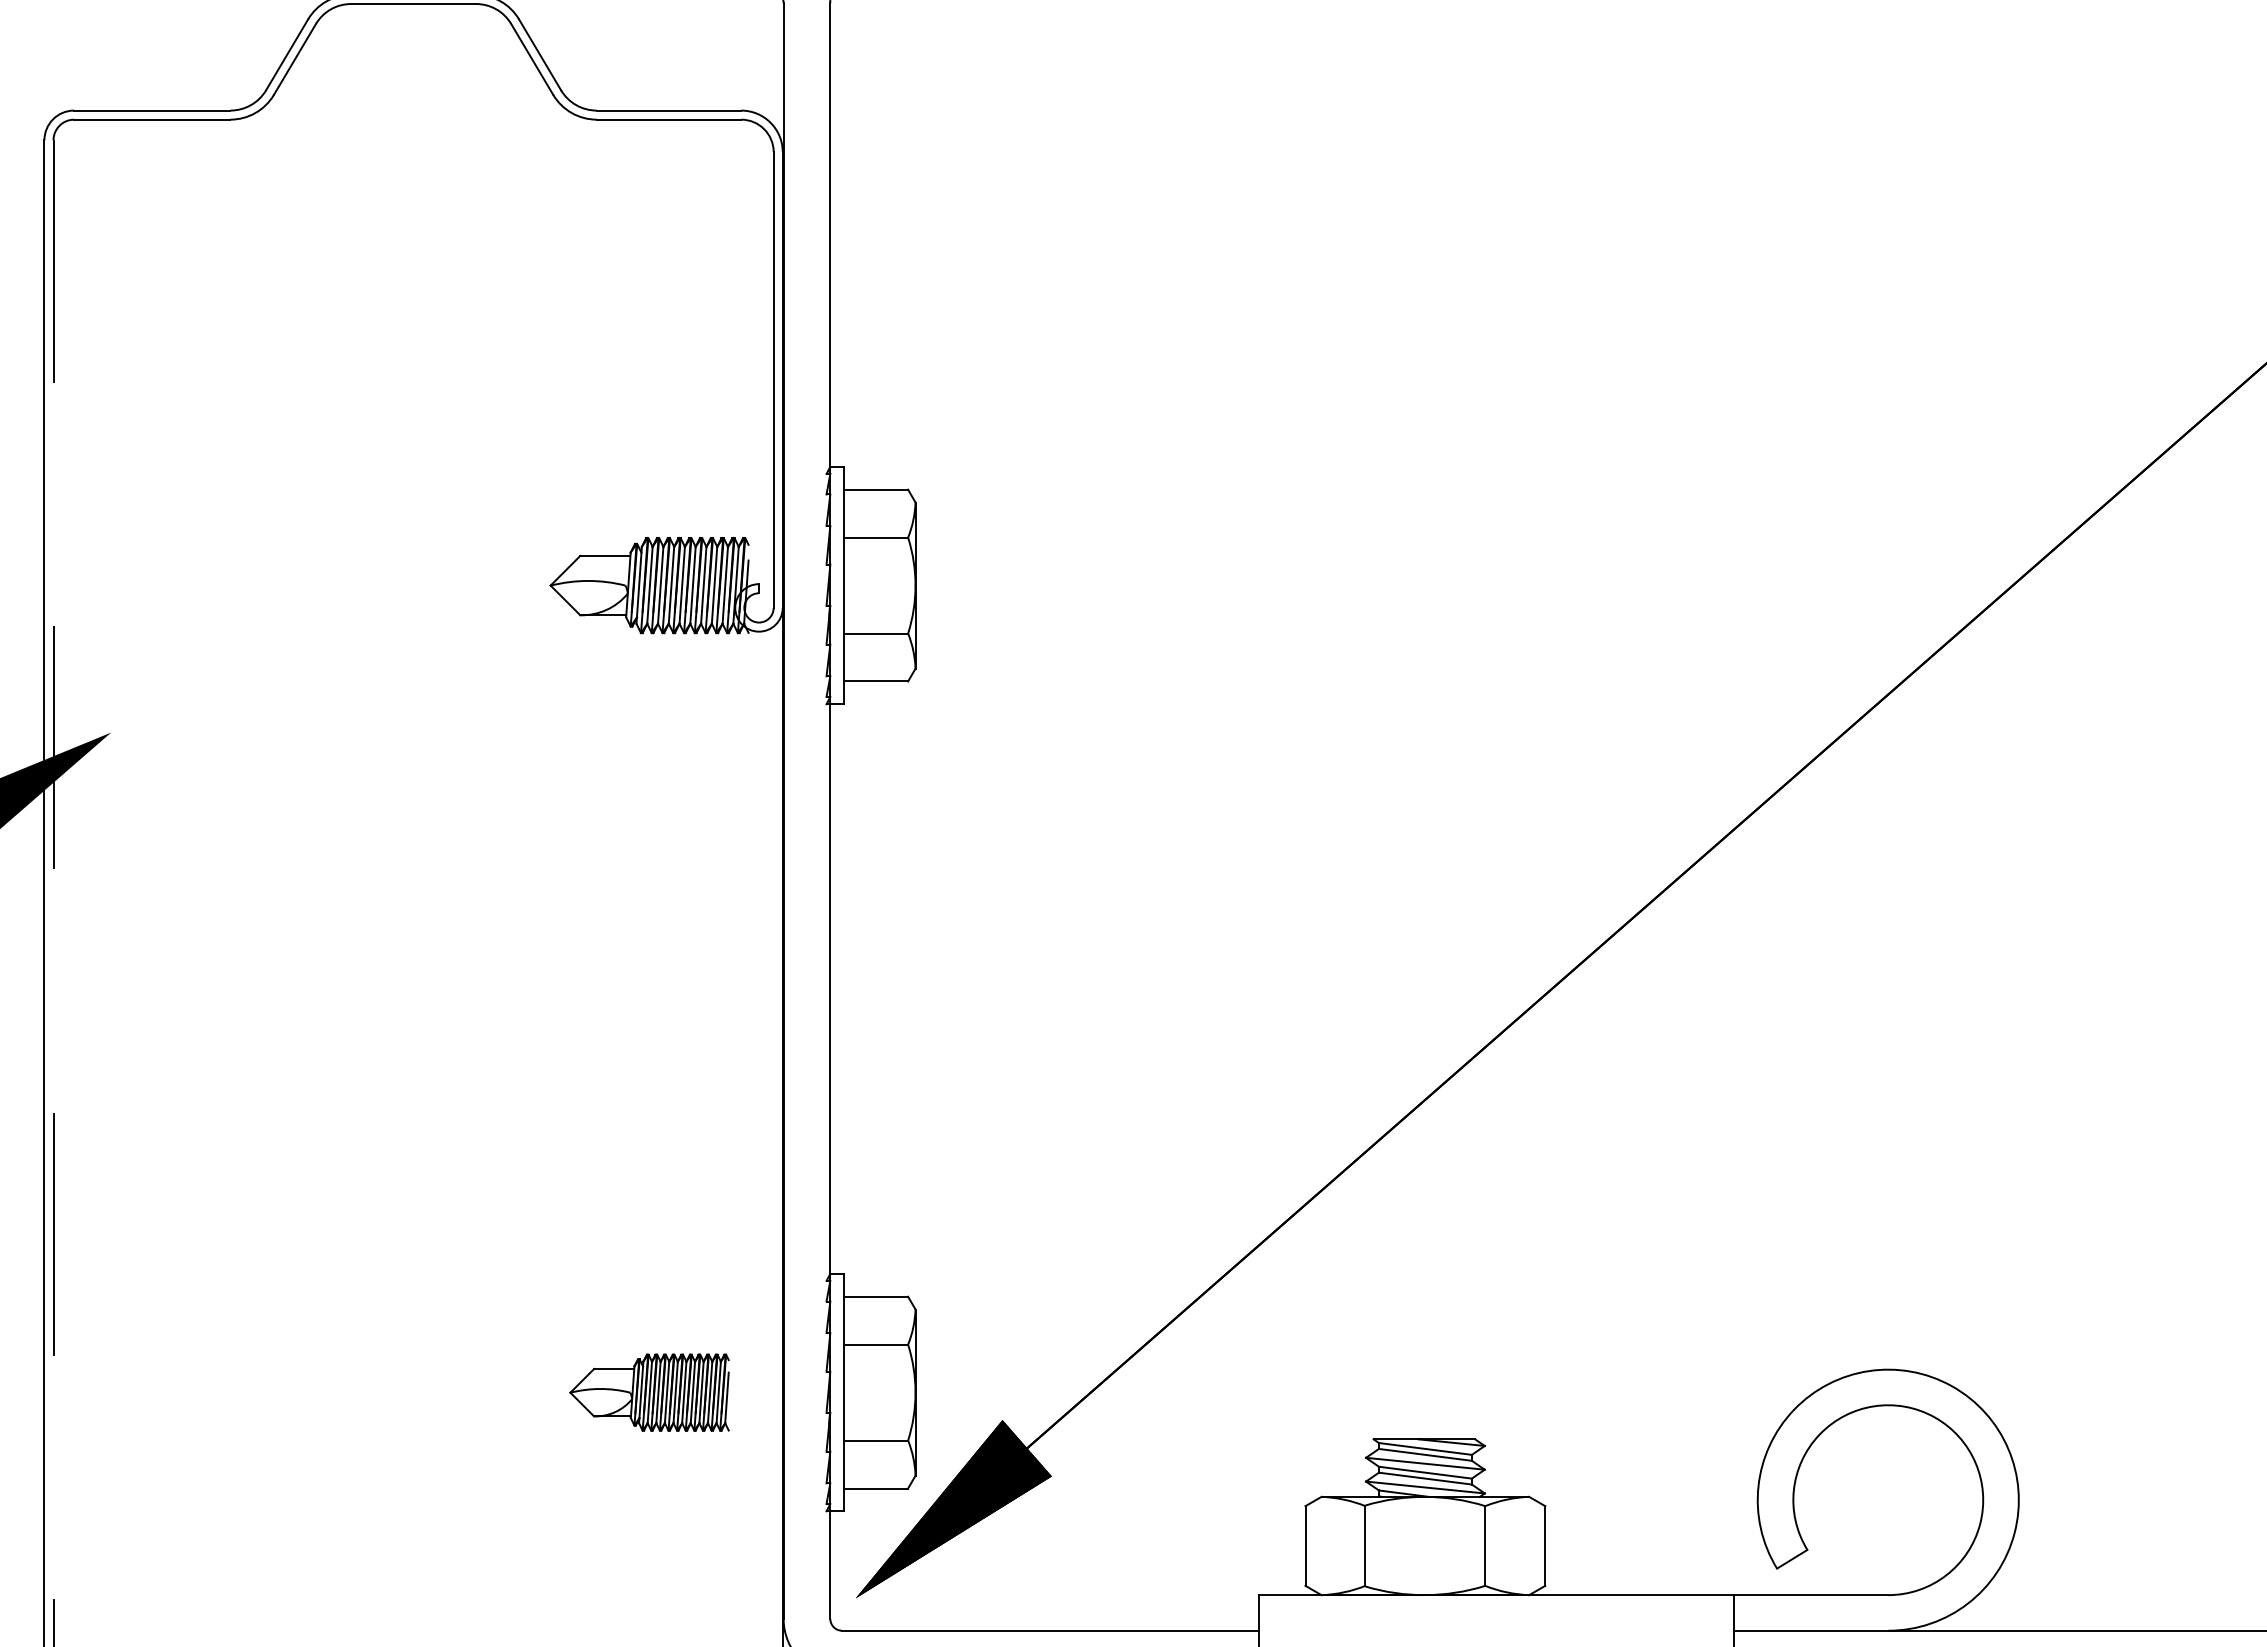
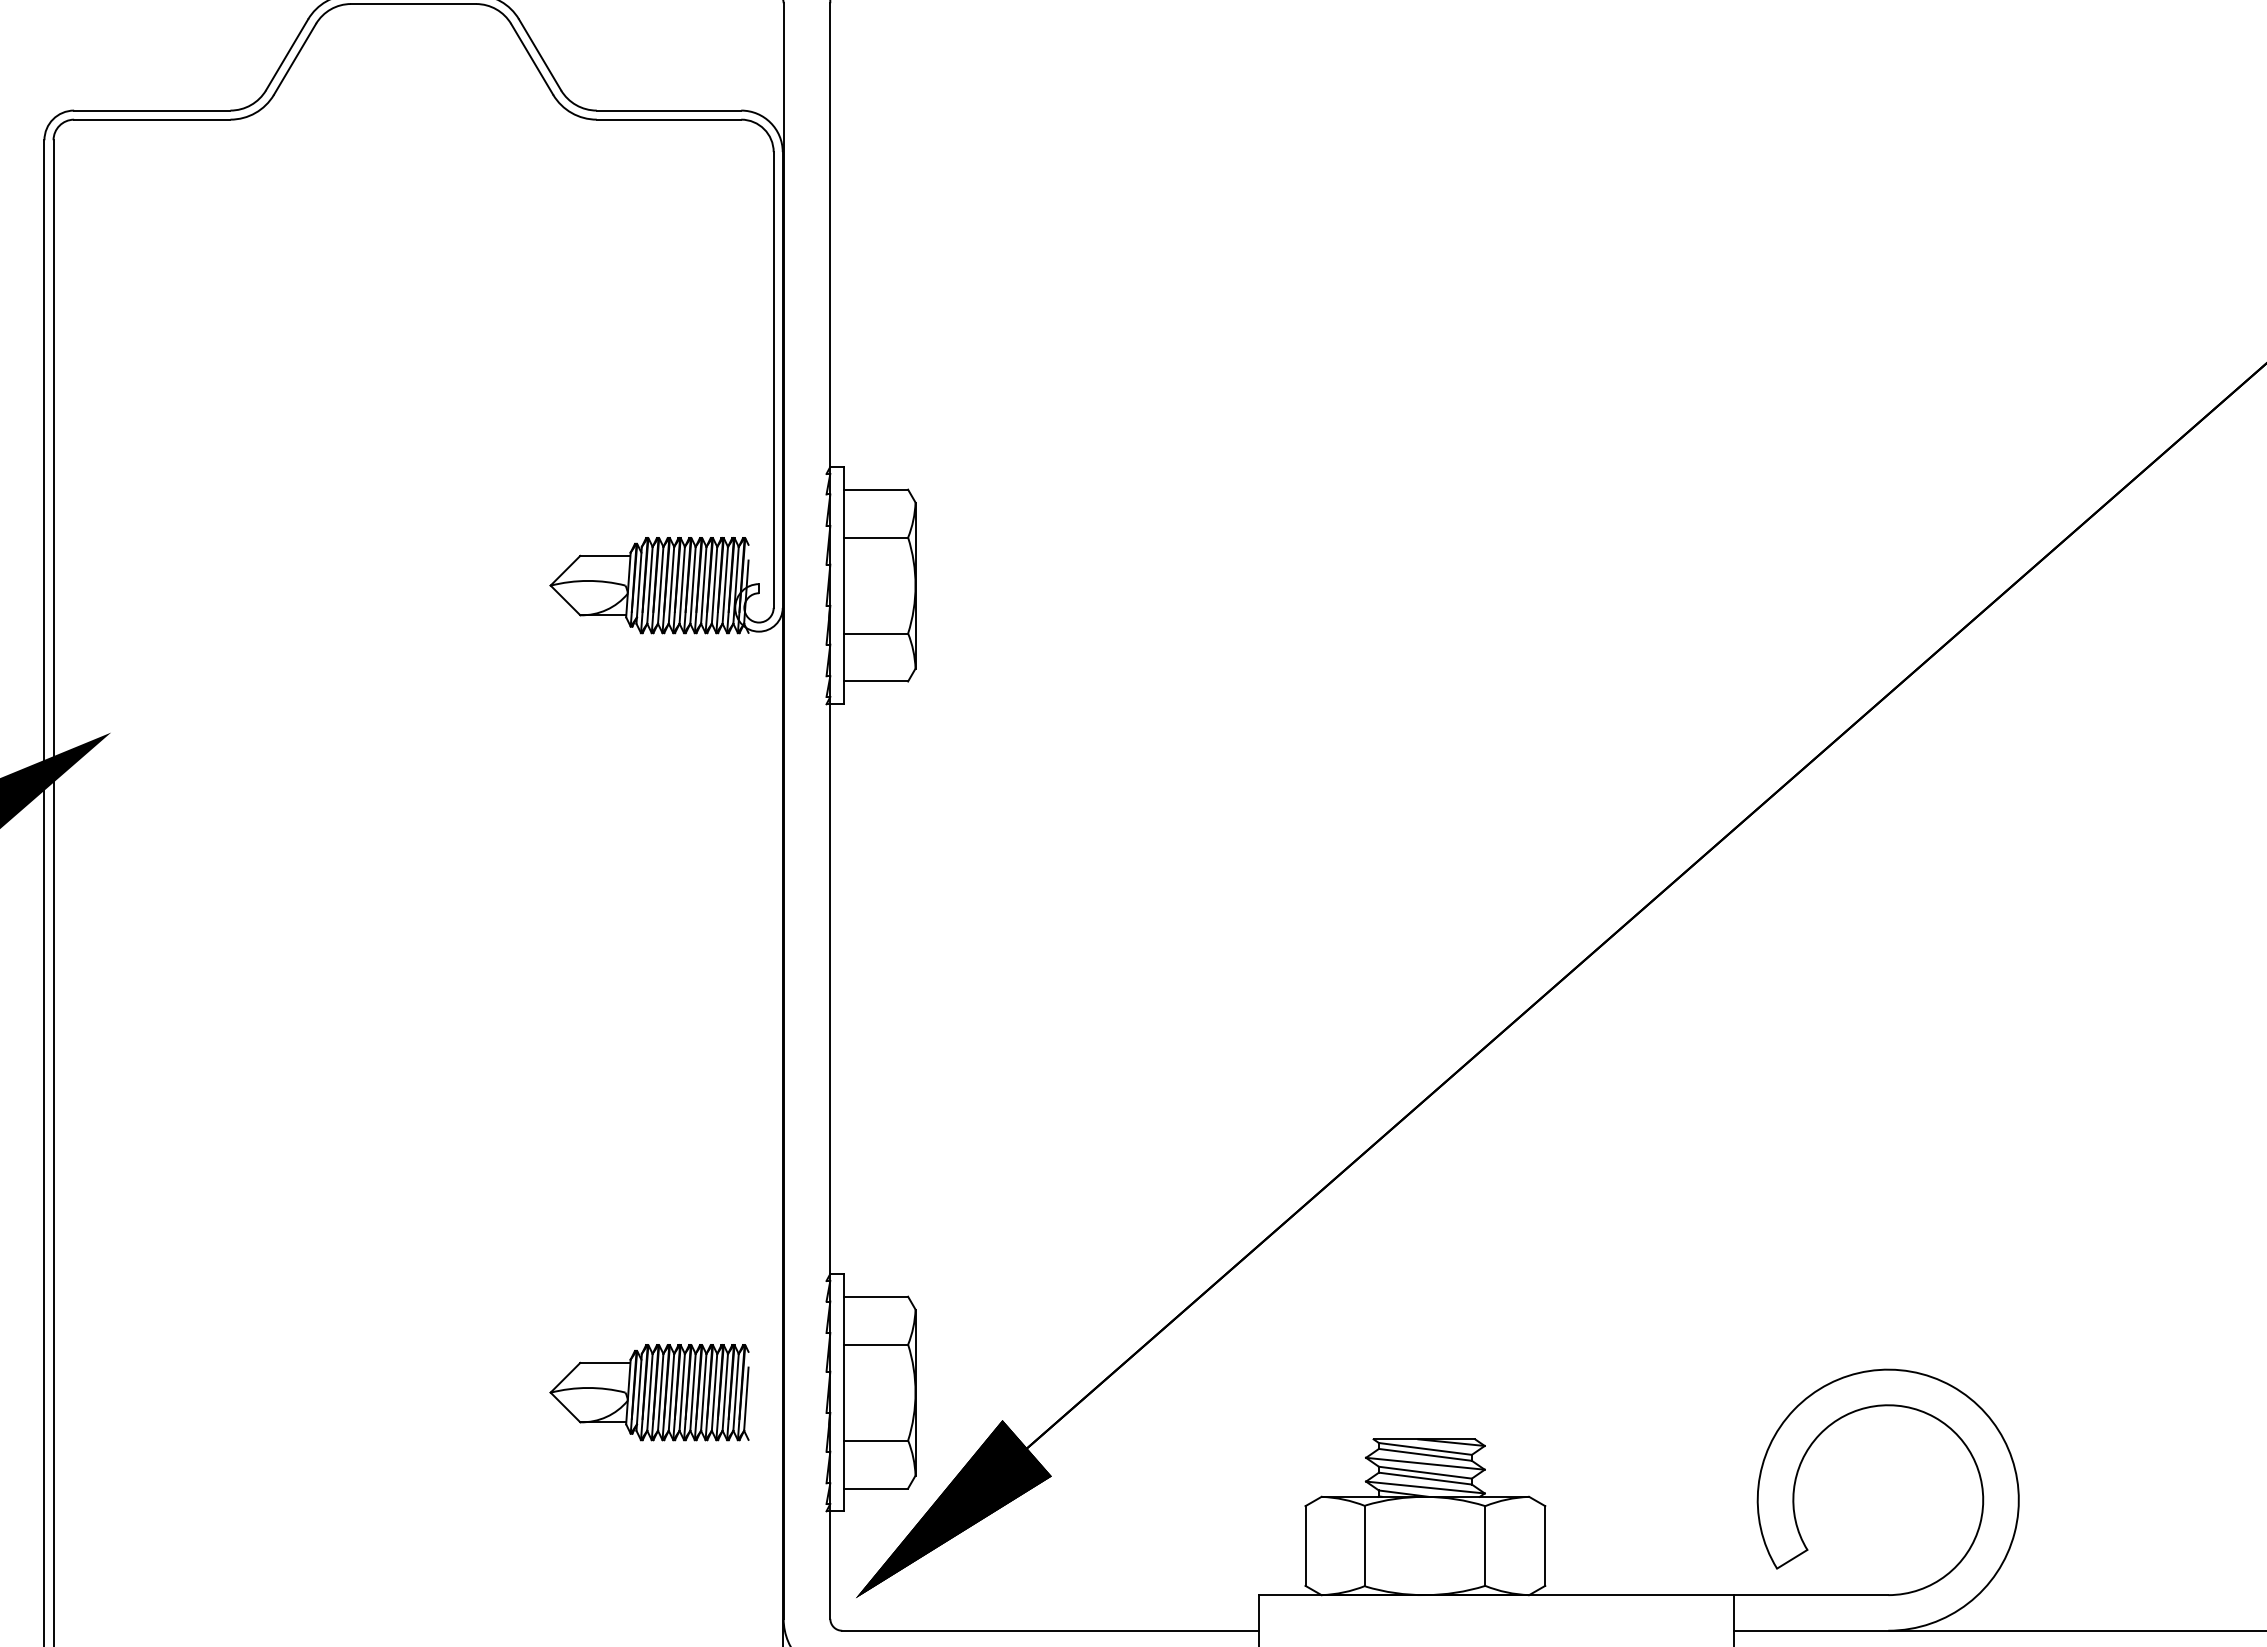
line: dashed -> solid (53, 893)
part size: 161x79 px -> 201x98 px (649, 1392)
